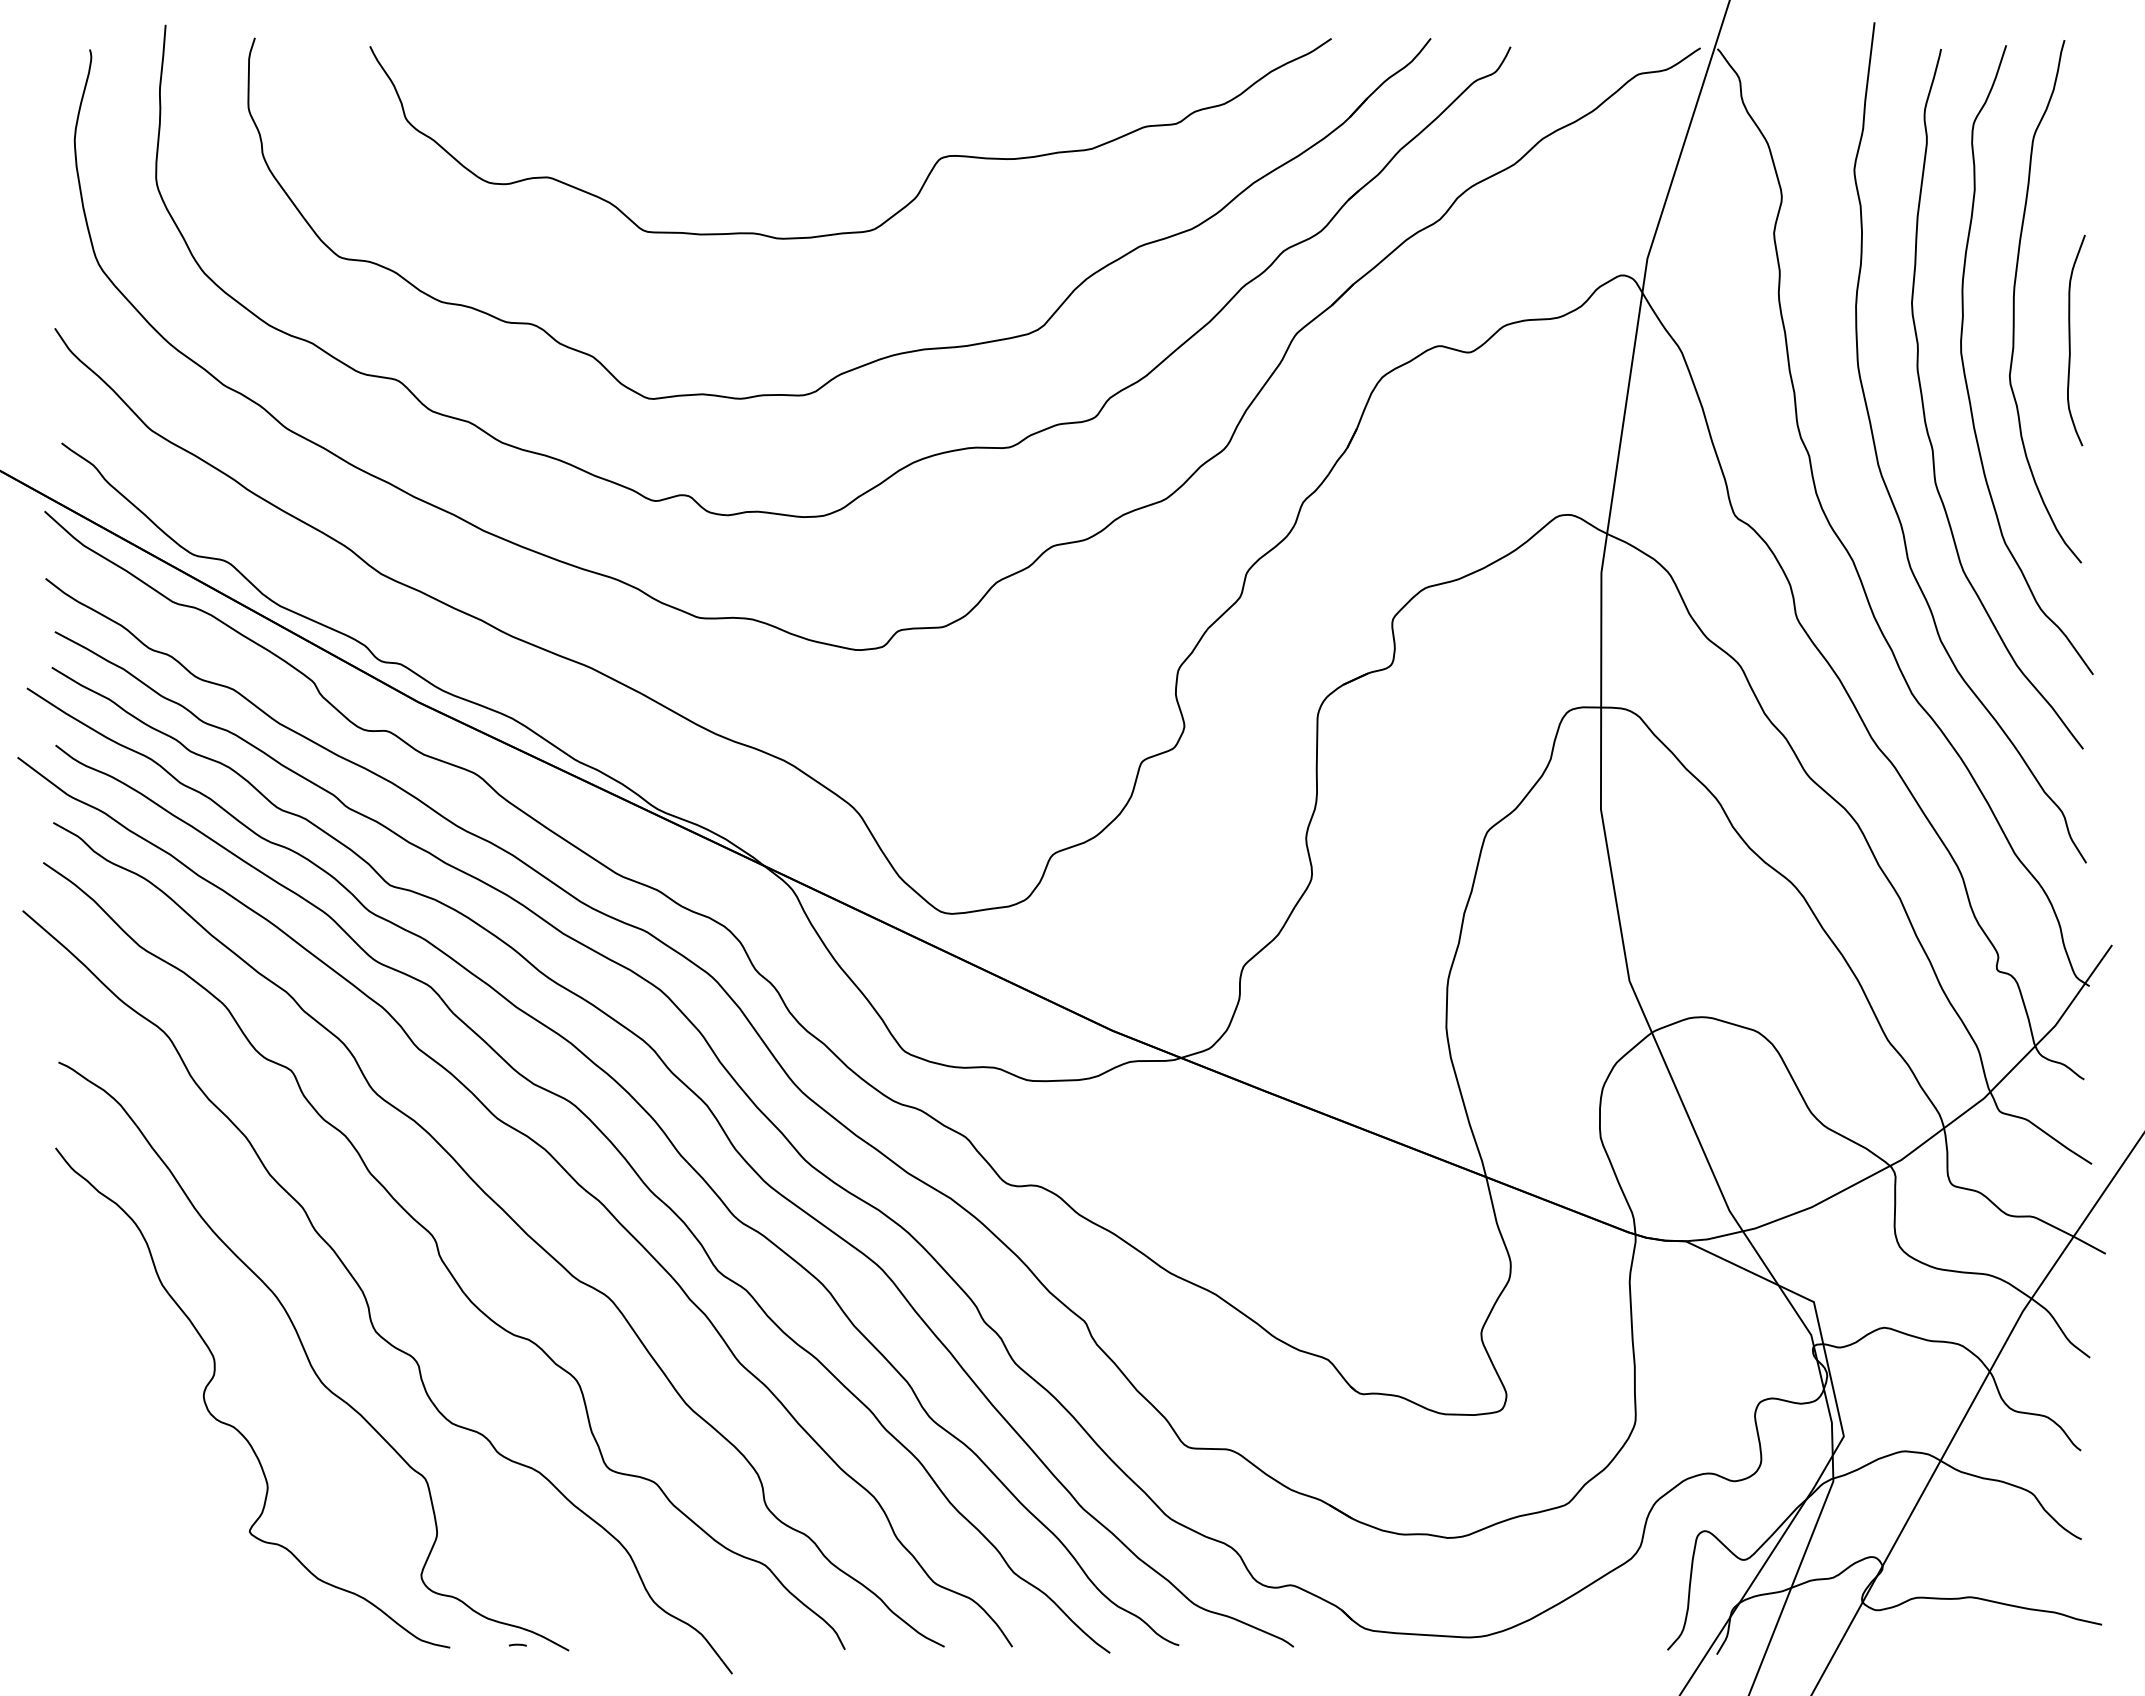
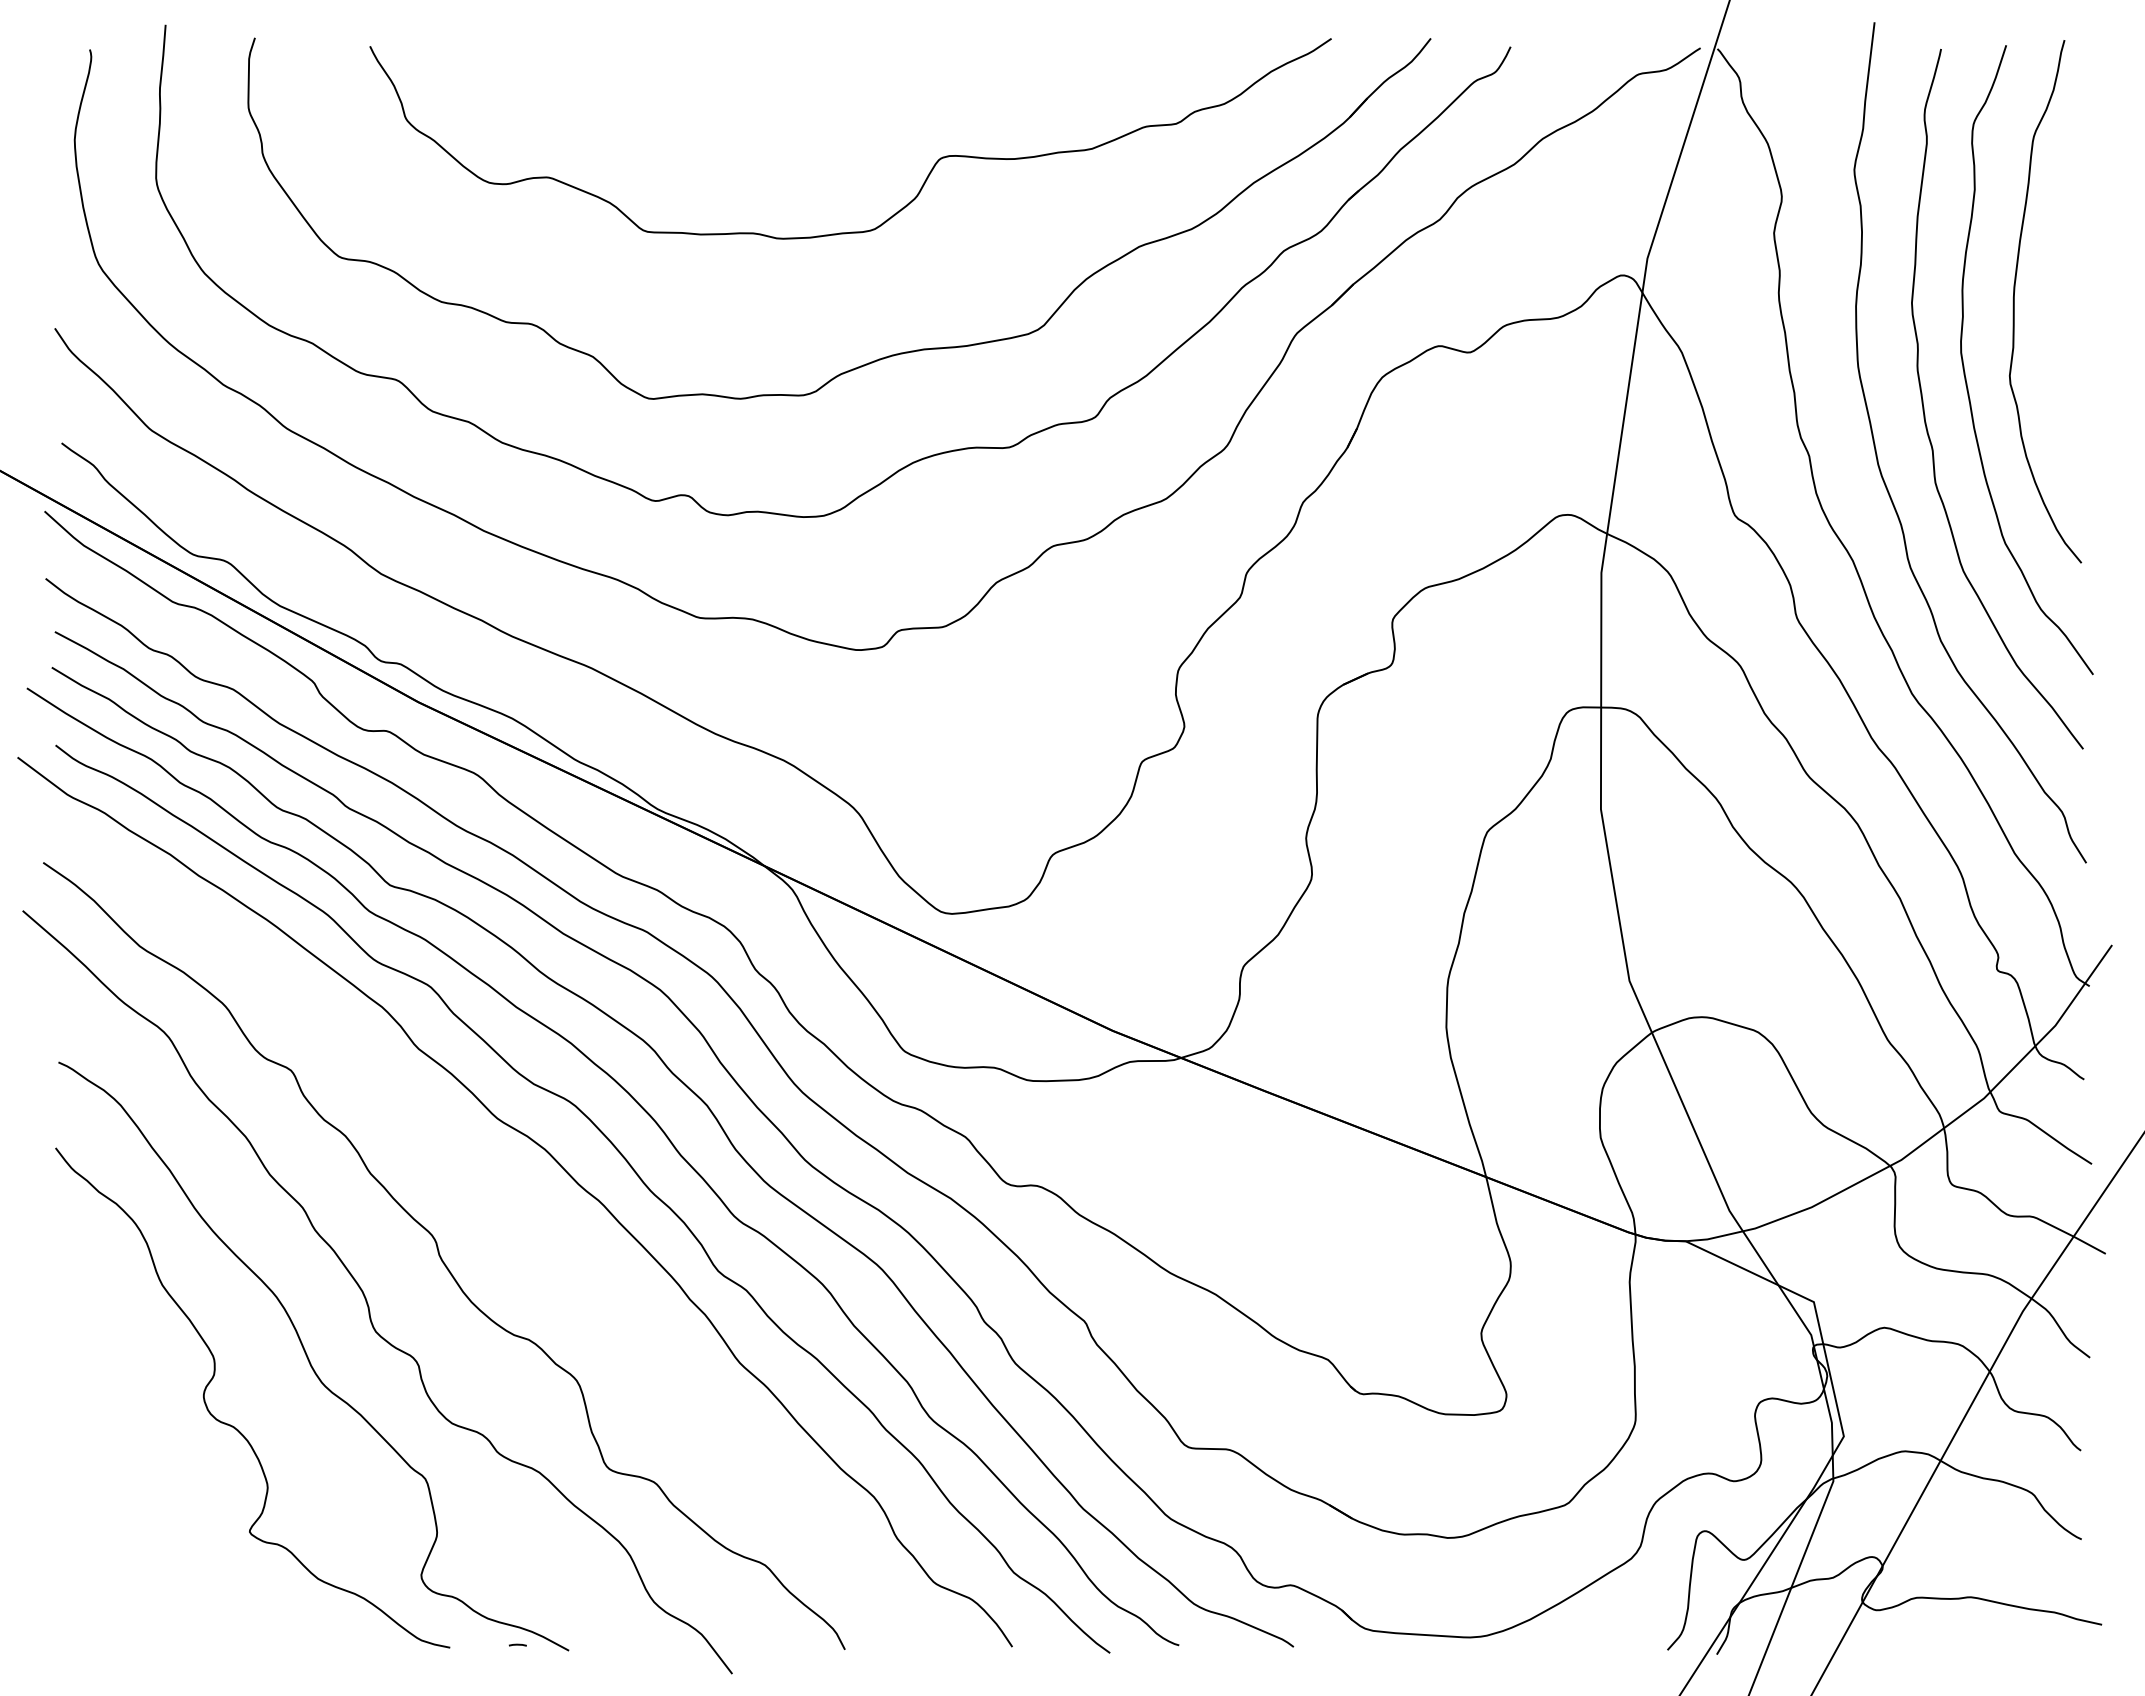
curve: present -> none (2070, 340)
curve: present -> none (512, 1220)
